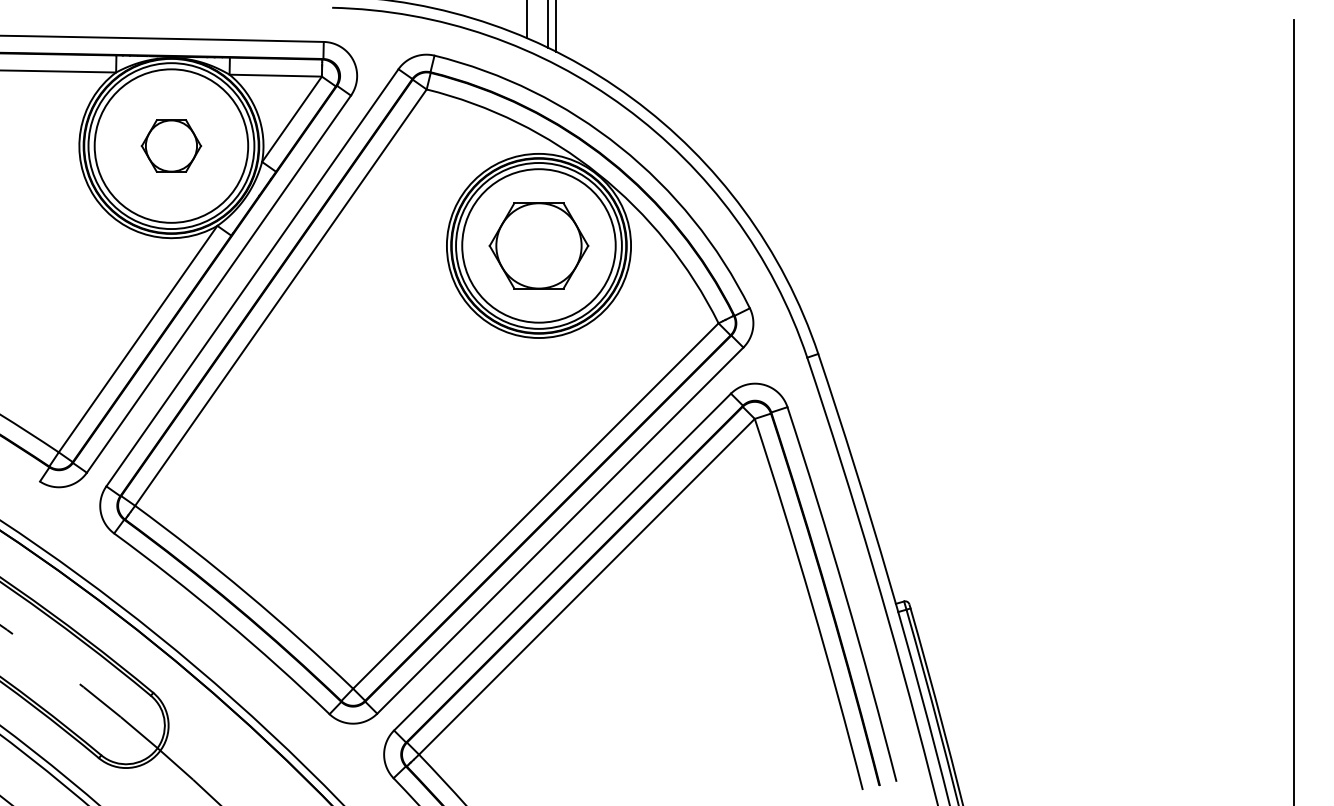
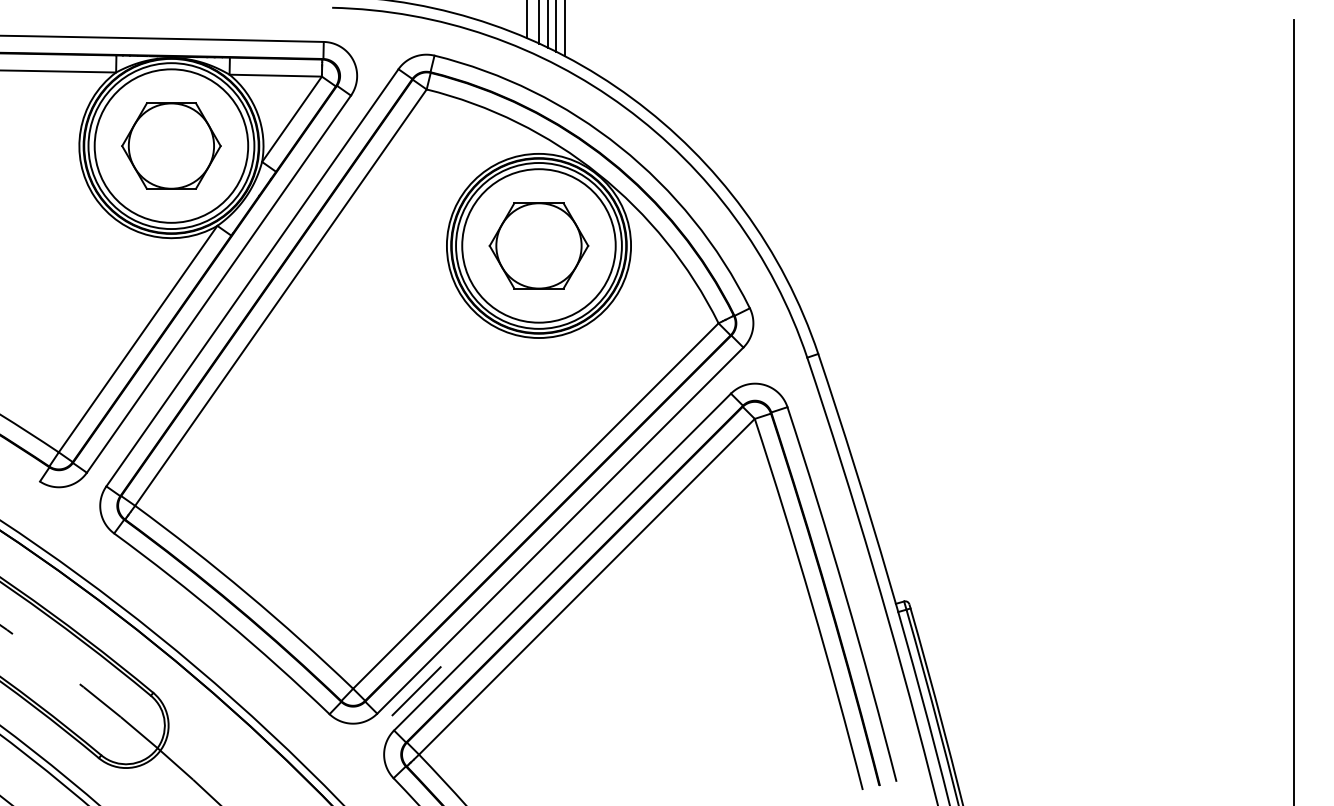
line: none -> present (539, 22)
line: none -> present (564, 29)
part size: 63x54 px -> 101x88 px (171, 145)
line: none -> present (416, 691)
